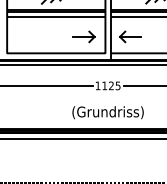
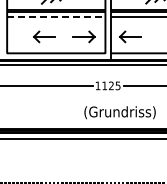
line: solid -> dashed (56, 17)
part: none -> present (44, 36)
text position: (107, 112) -> (119, 112) (119, 112)
